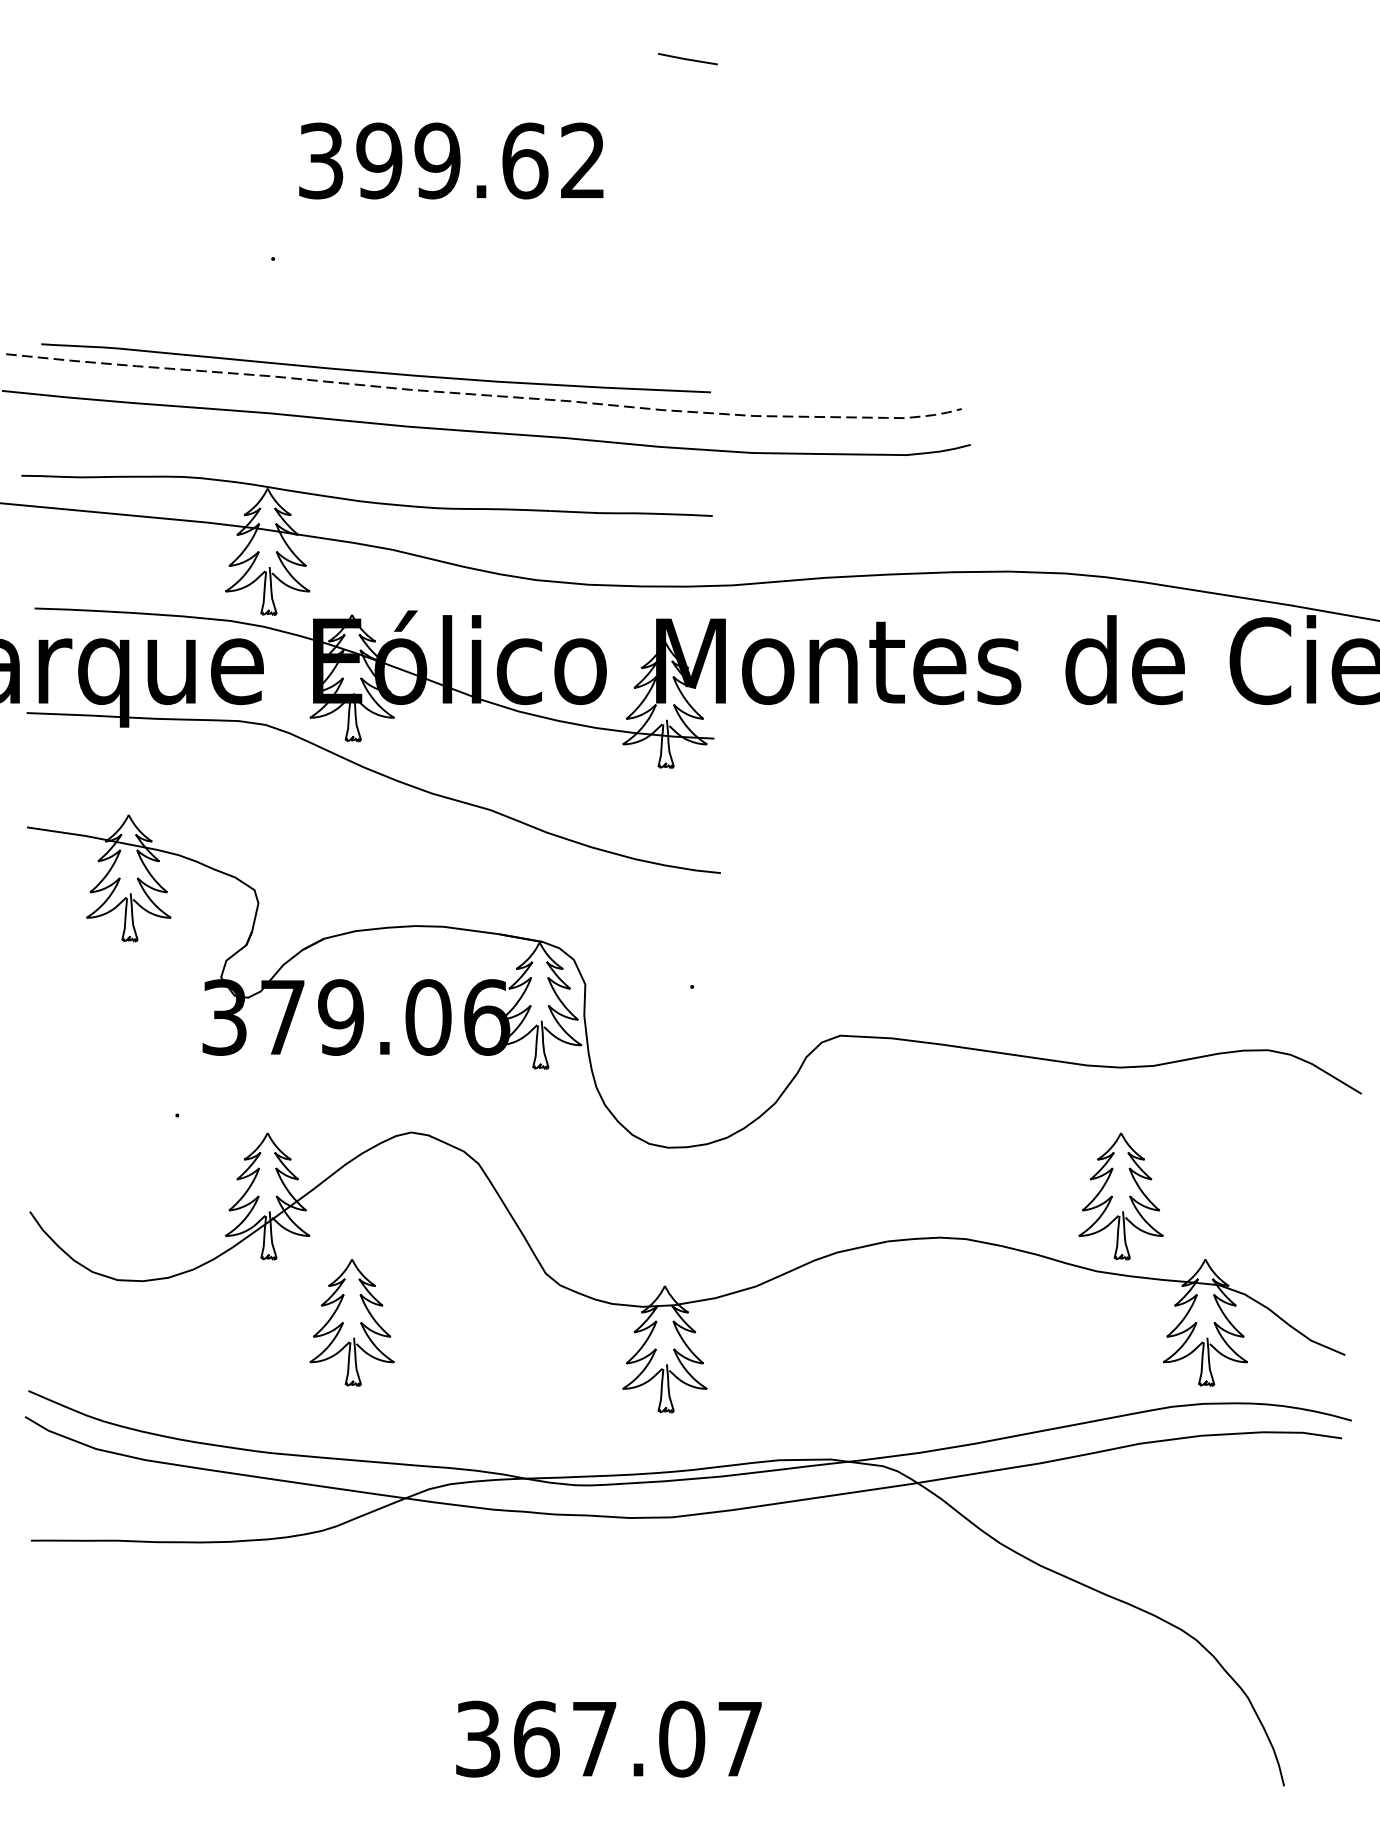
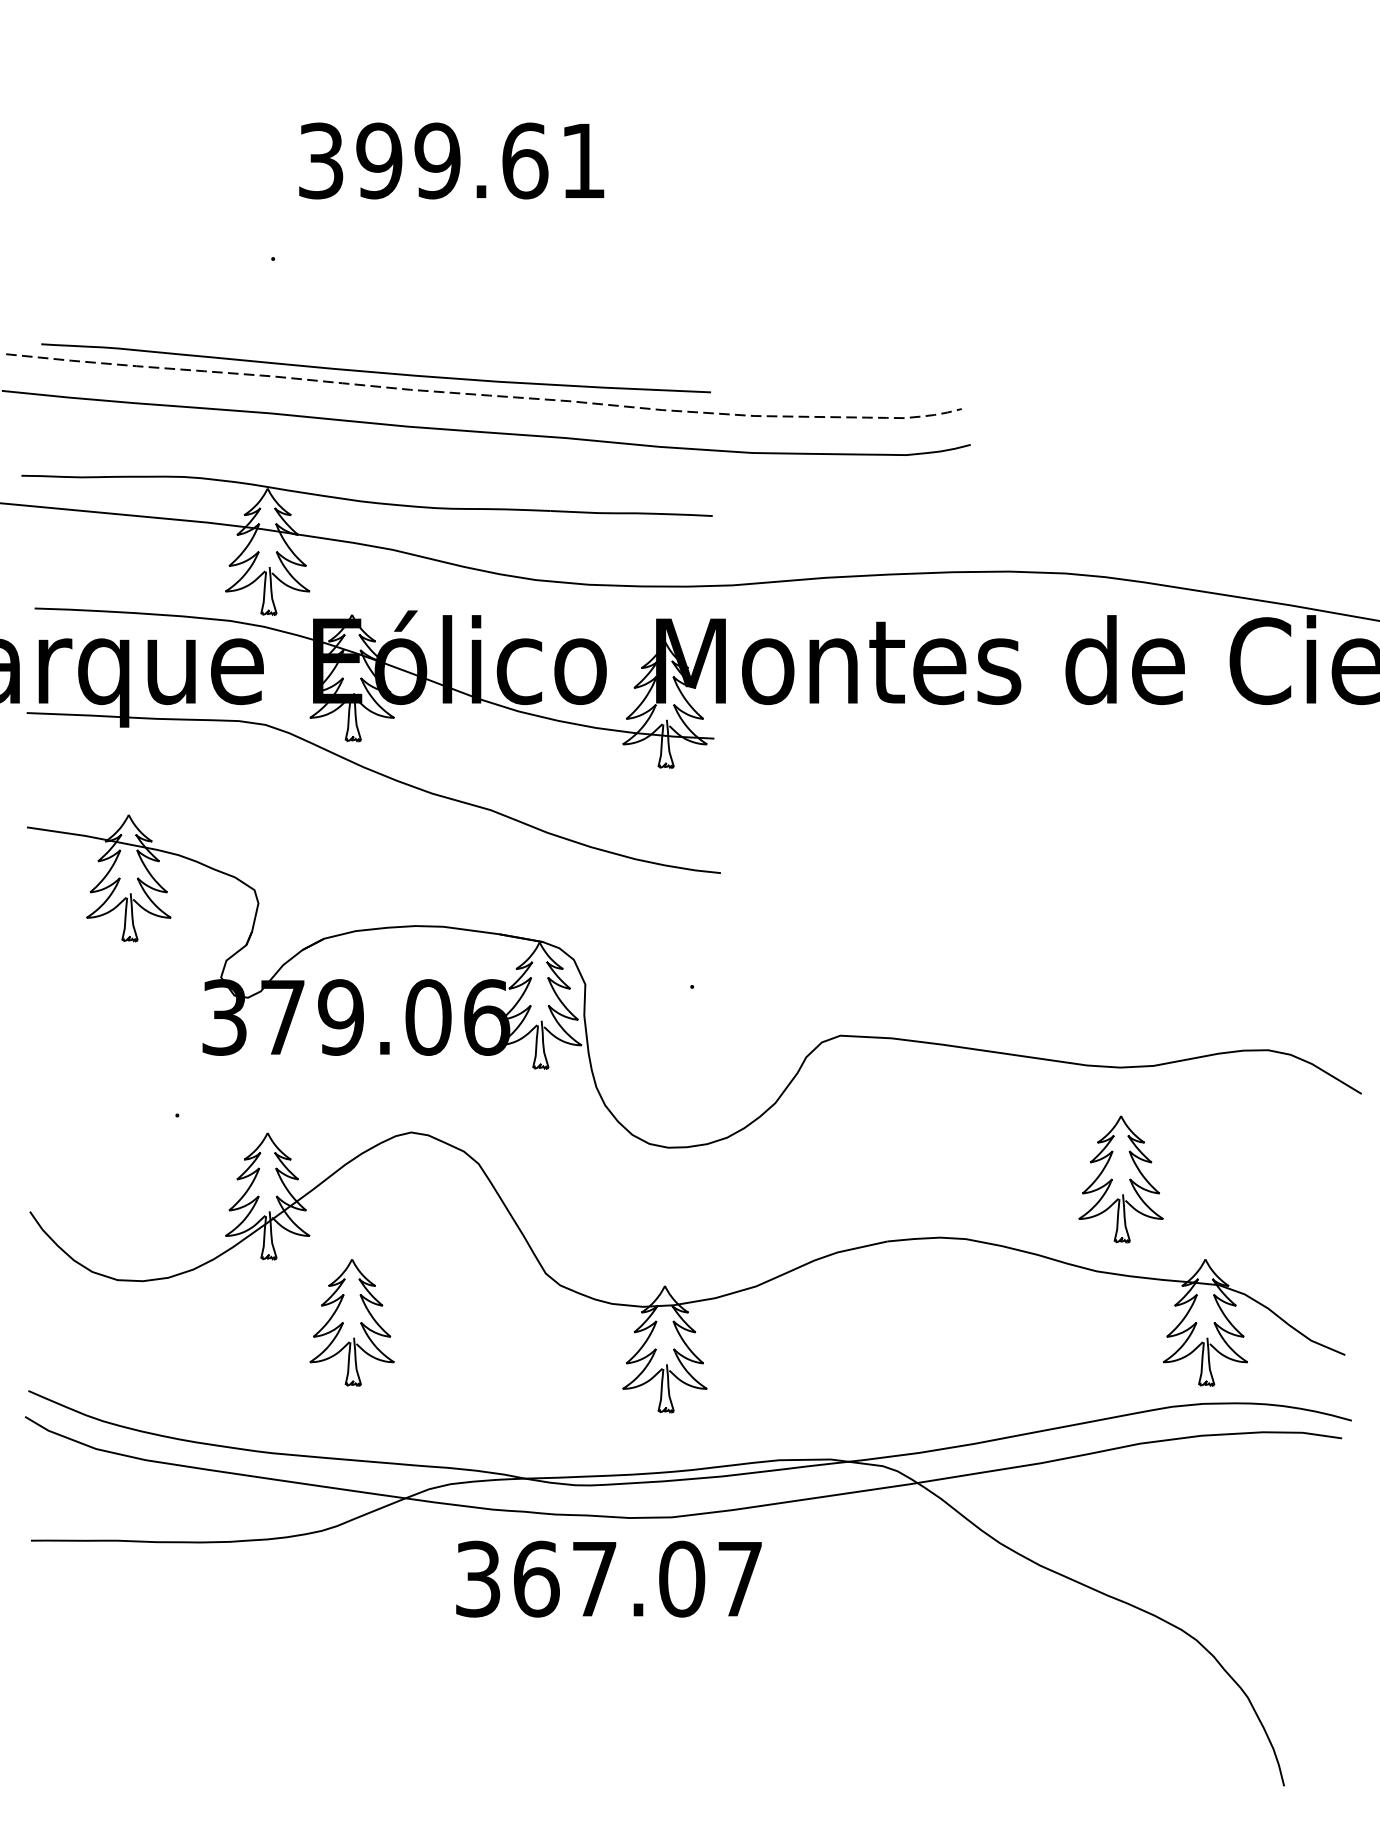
line: present -> none (687, 59)
text: 399.62 -> 399.61 (582, 160)
part position: (1120, 1196) -> (1120, 1179) (1120, 1179)
text position: (608, 1738) -> (608, 1578) (608, 1578)
